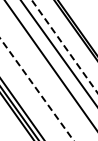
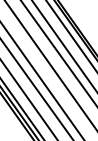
line: none -> present (70, 35)
line: dashed -> solid (64, 46)
line: none -> present (42, 80)
line: dashed -> solid (37, 89)
line: none -> present (28, 99)
